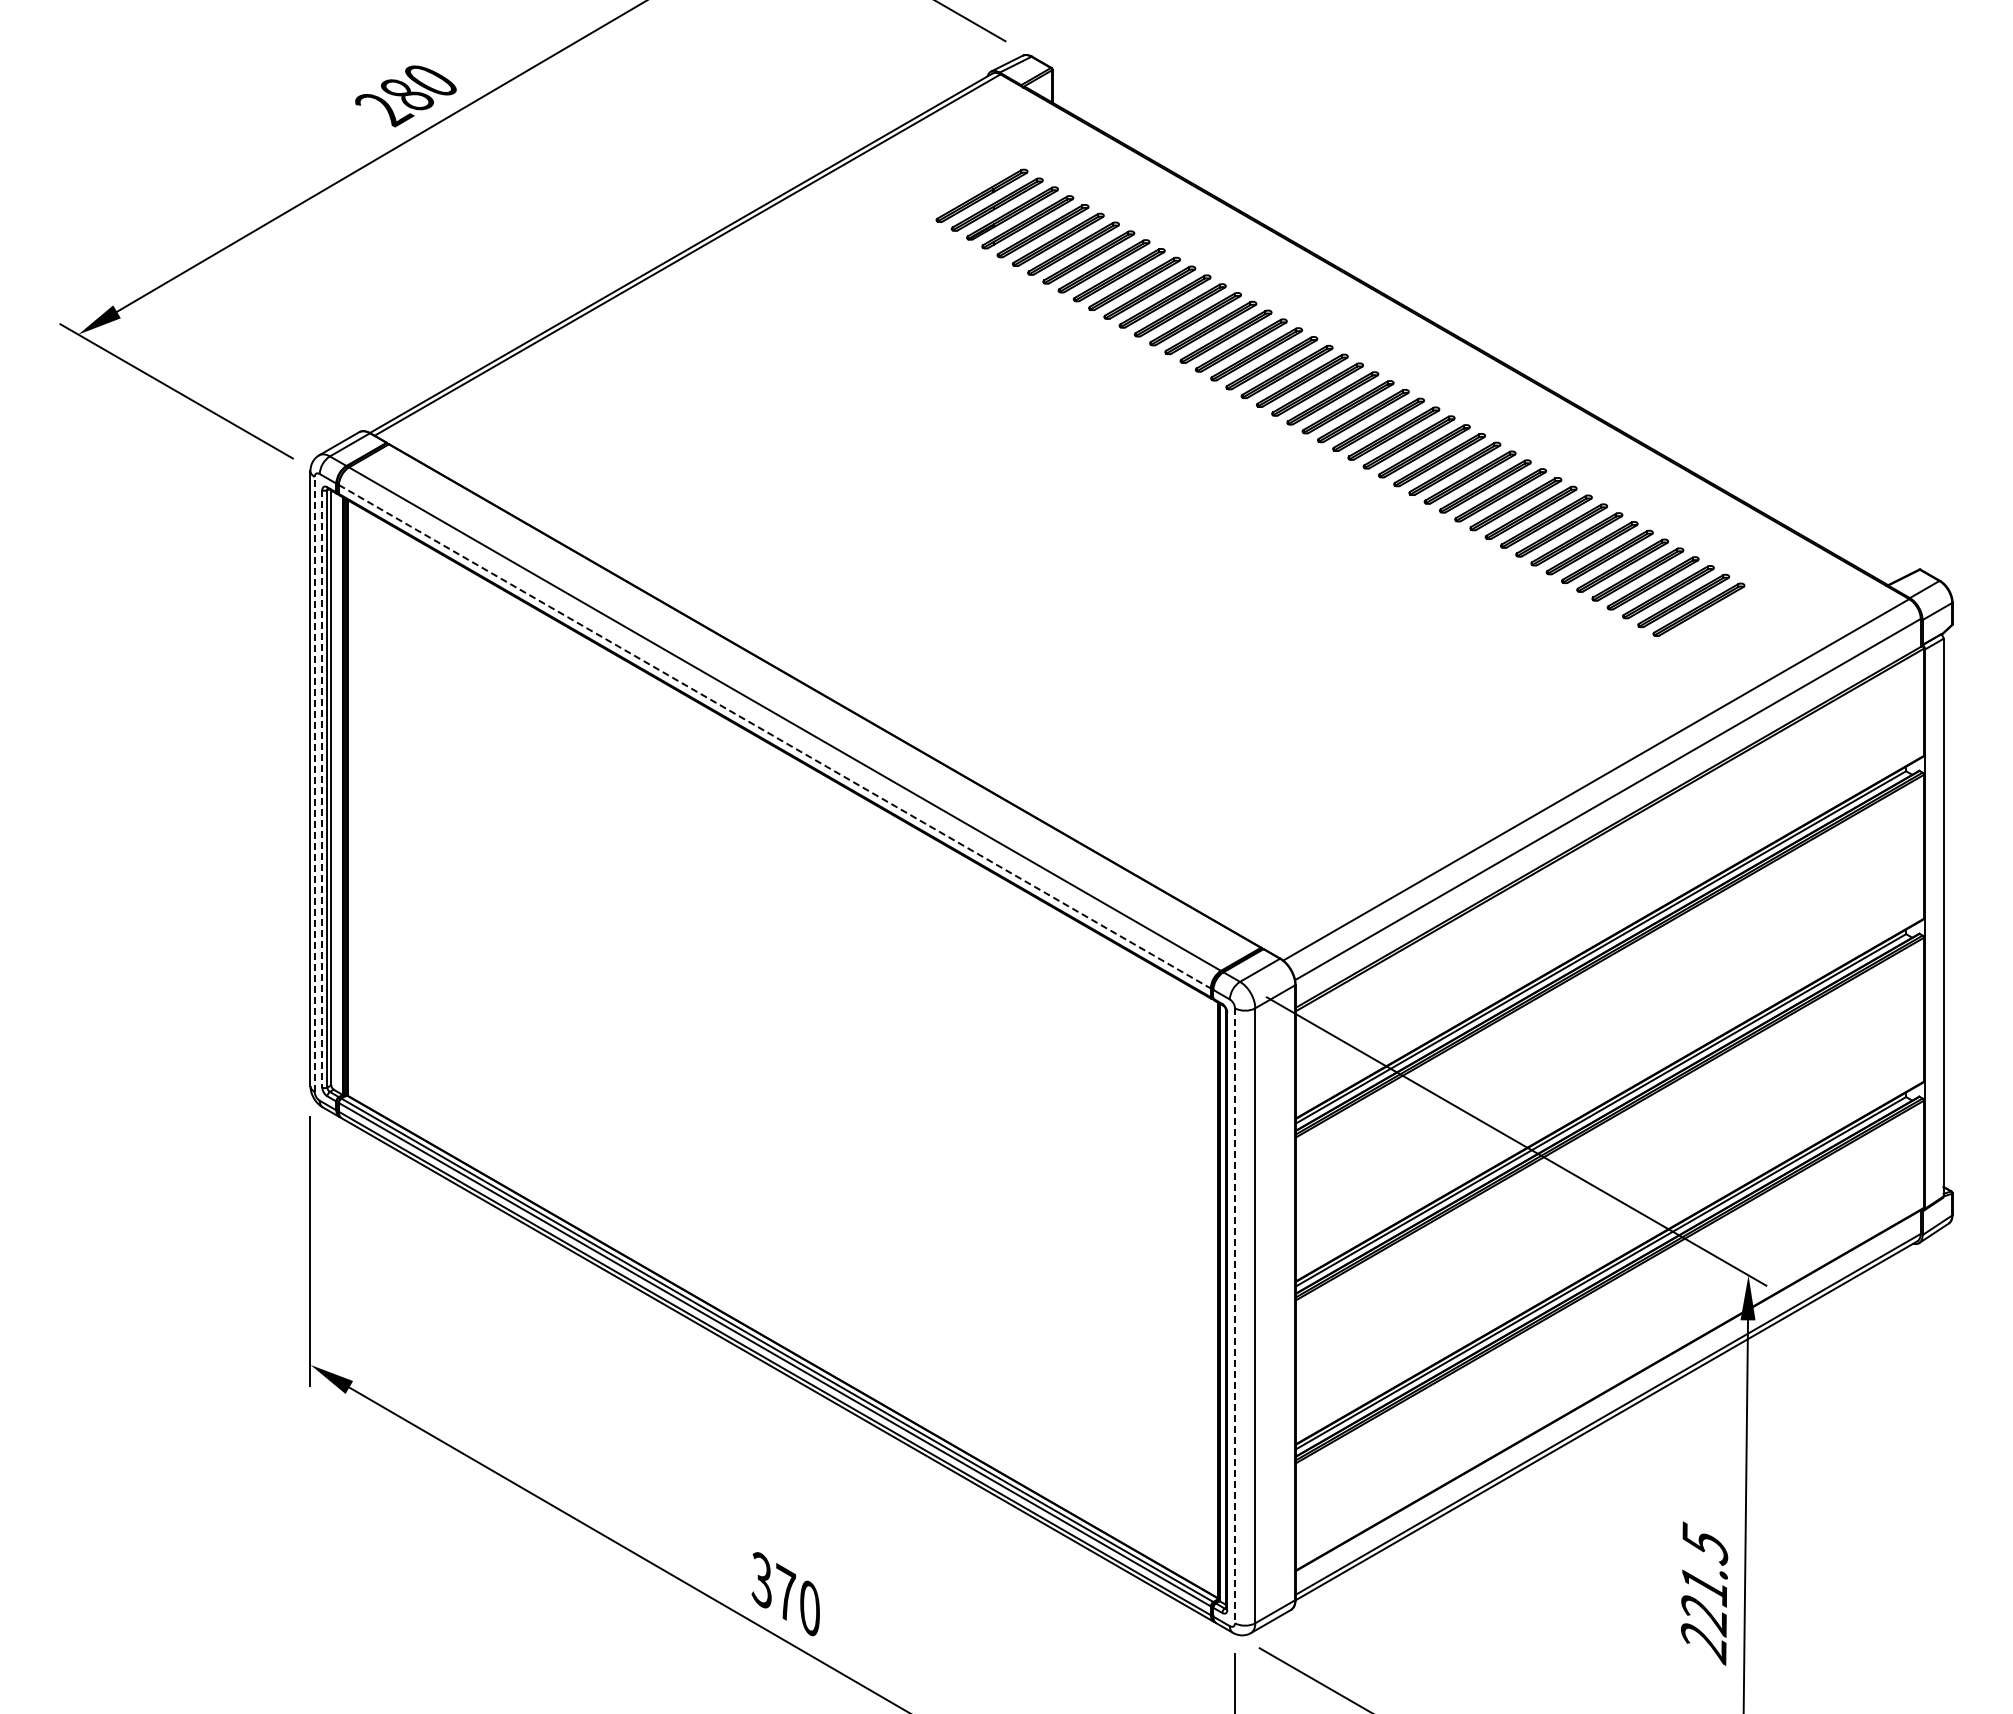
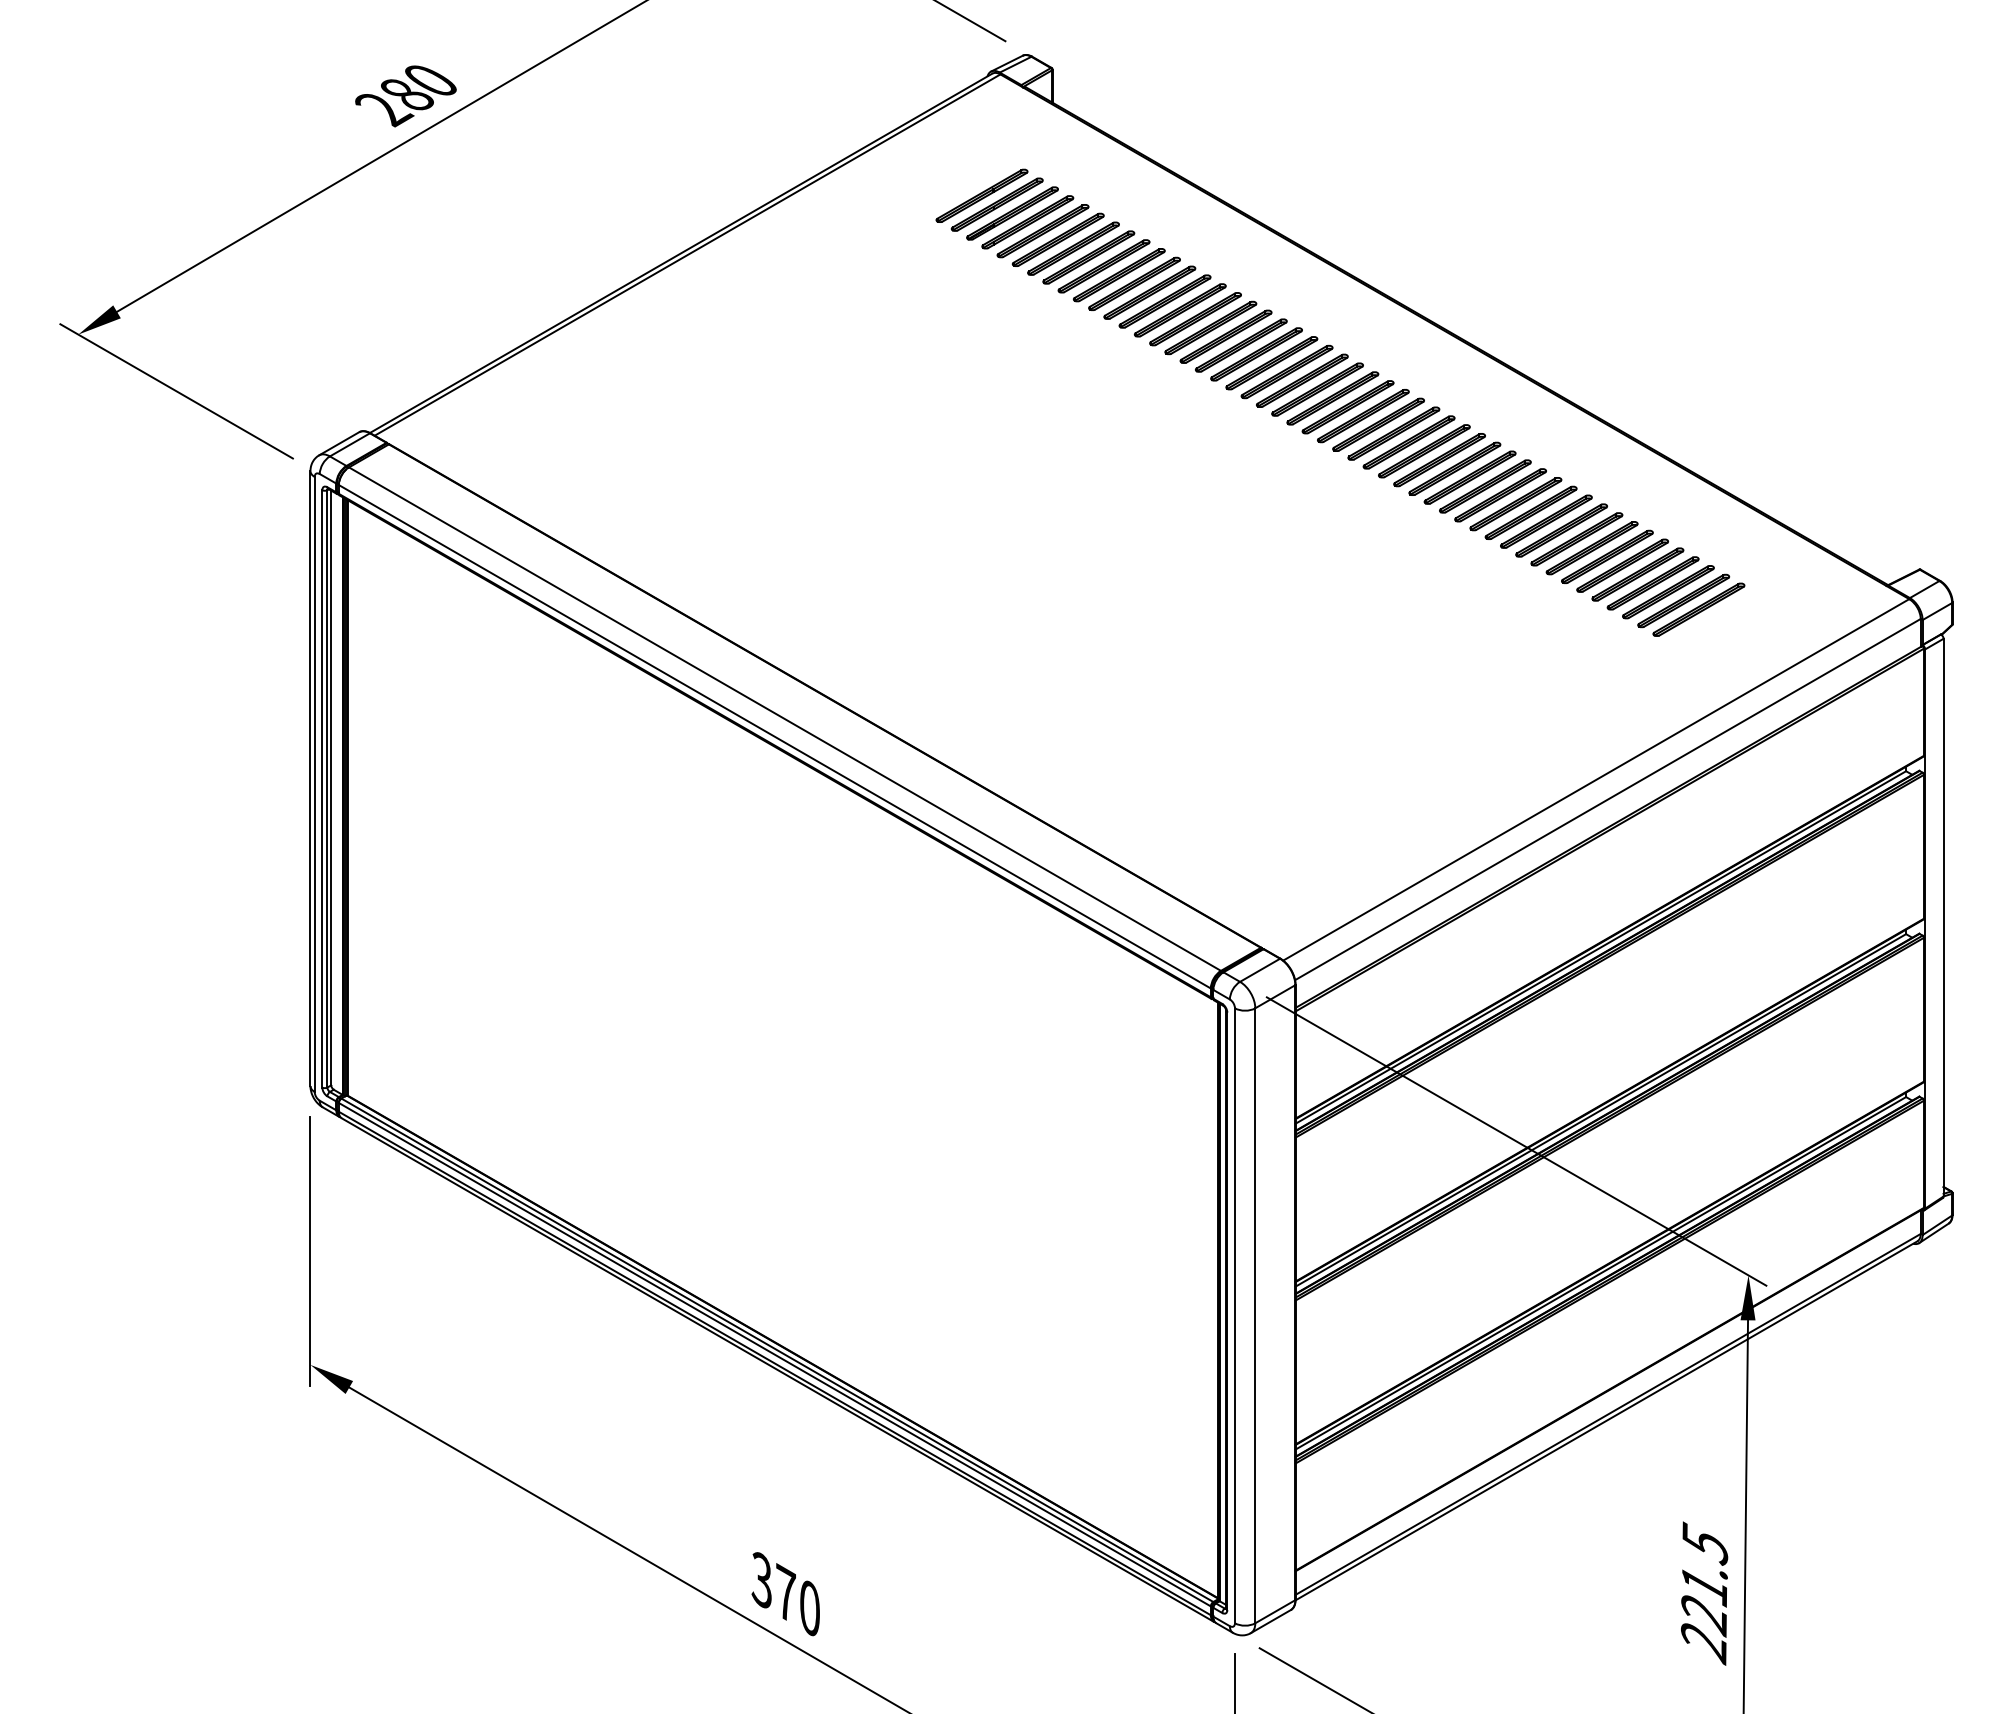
line: dashed -> solid (775, 737)
line: dashed -> solid (314, 783)
line: dashed -> solid (322, 788)
line: dashed -> solid (1234, 1316)
